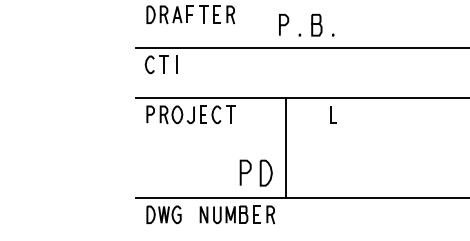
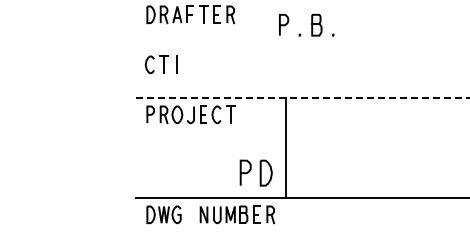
line: present -> none (300, 48)
line: solid -> dashed (302, 98)
line: present -> none (331, 114)
